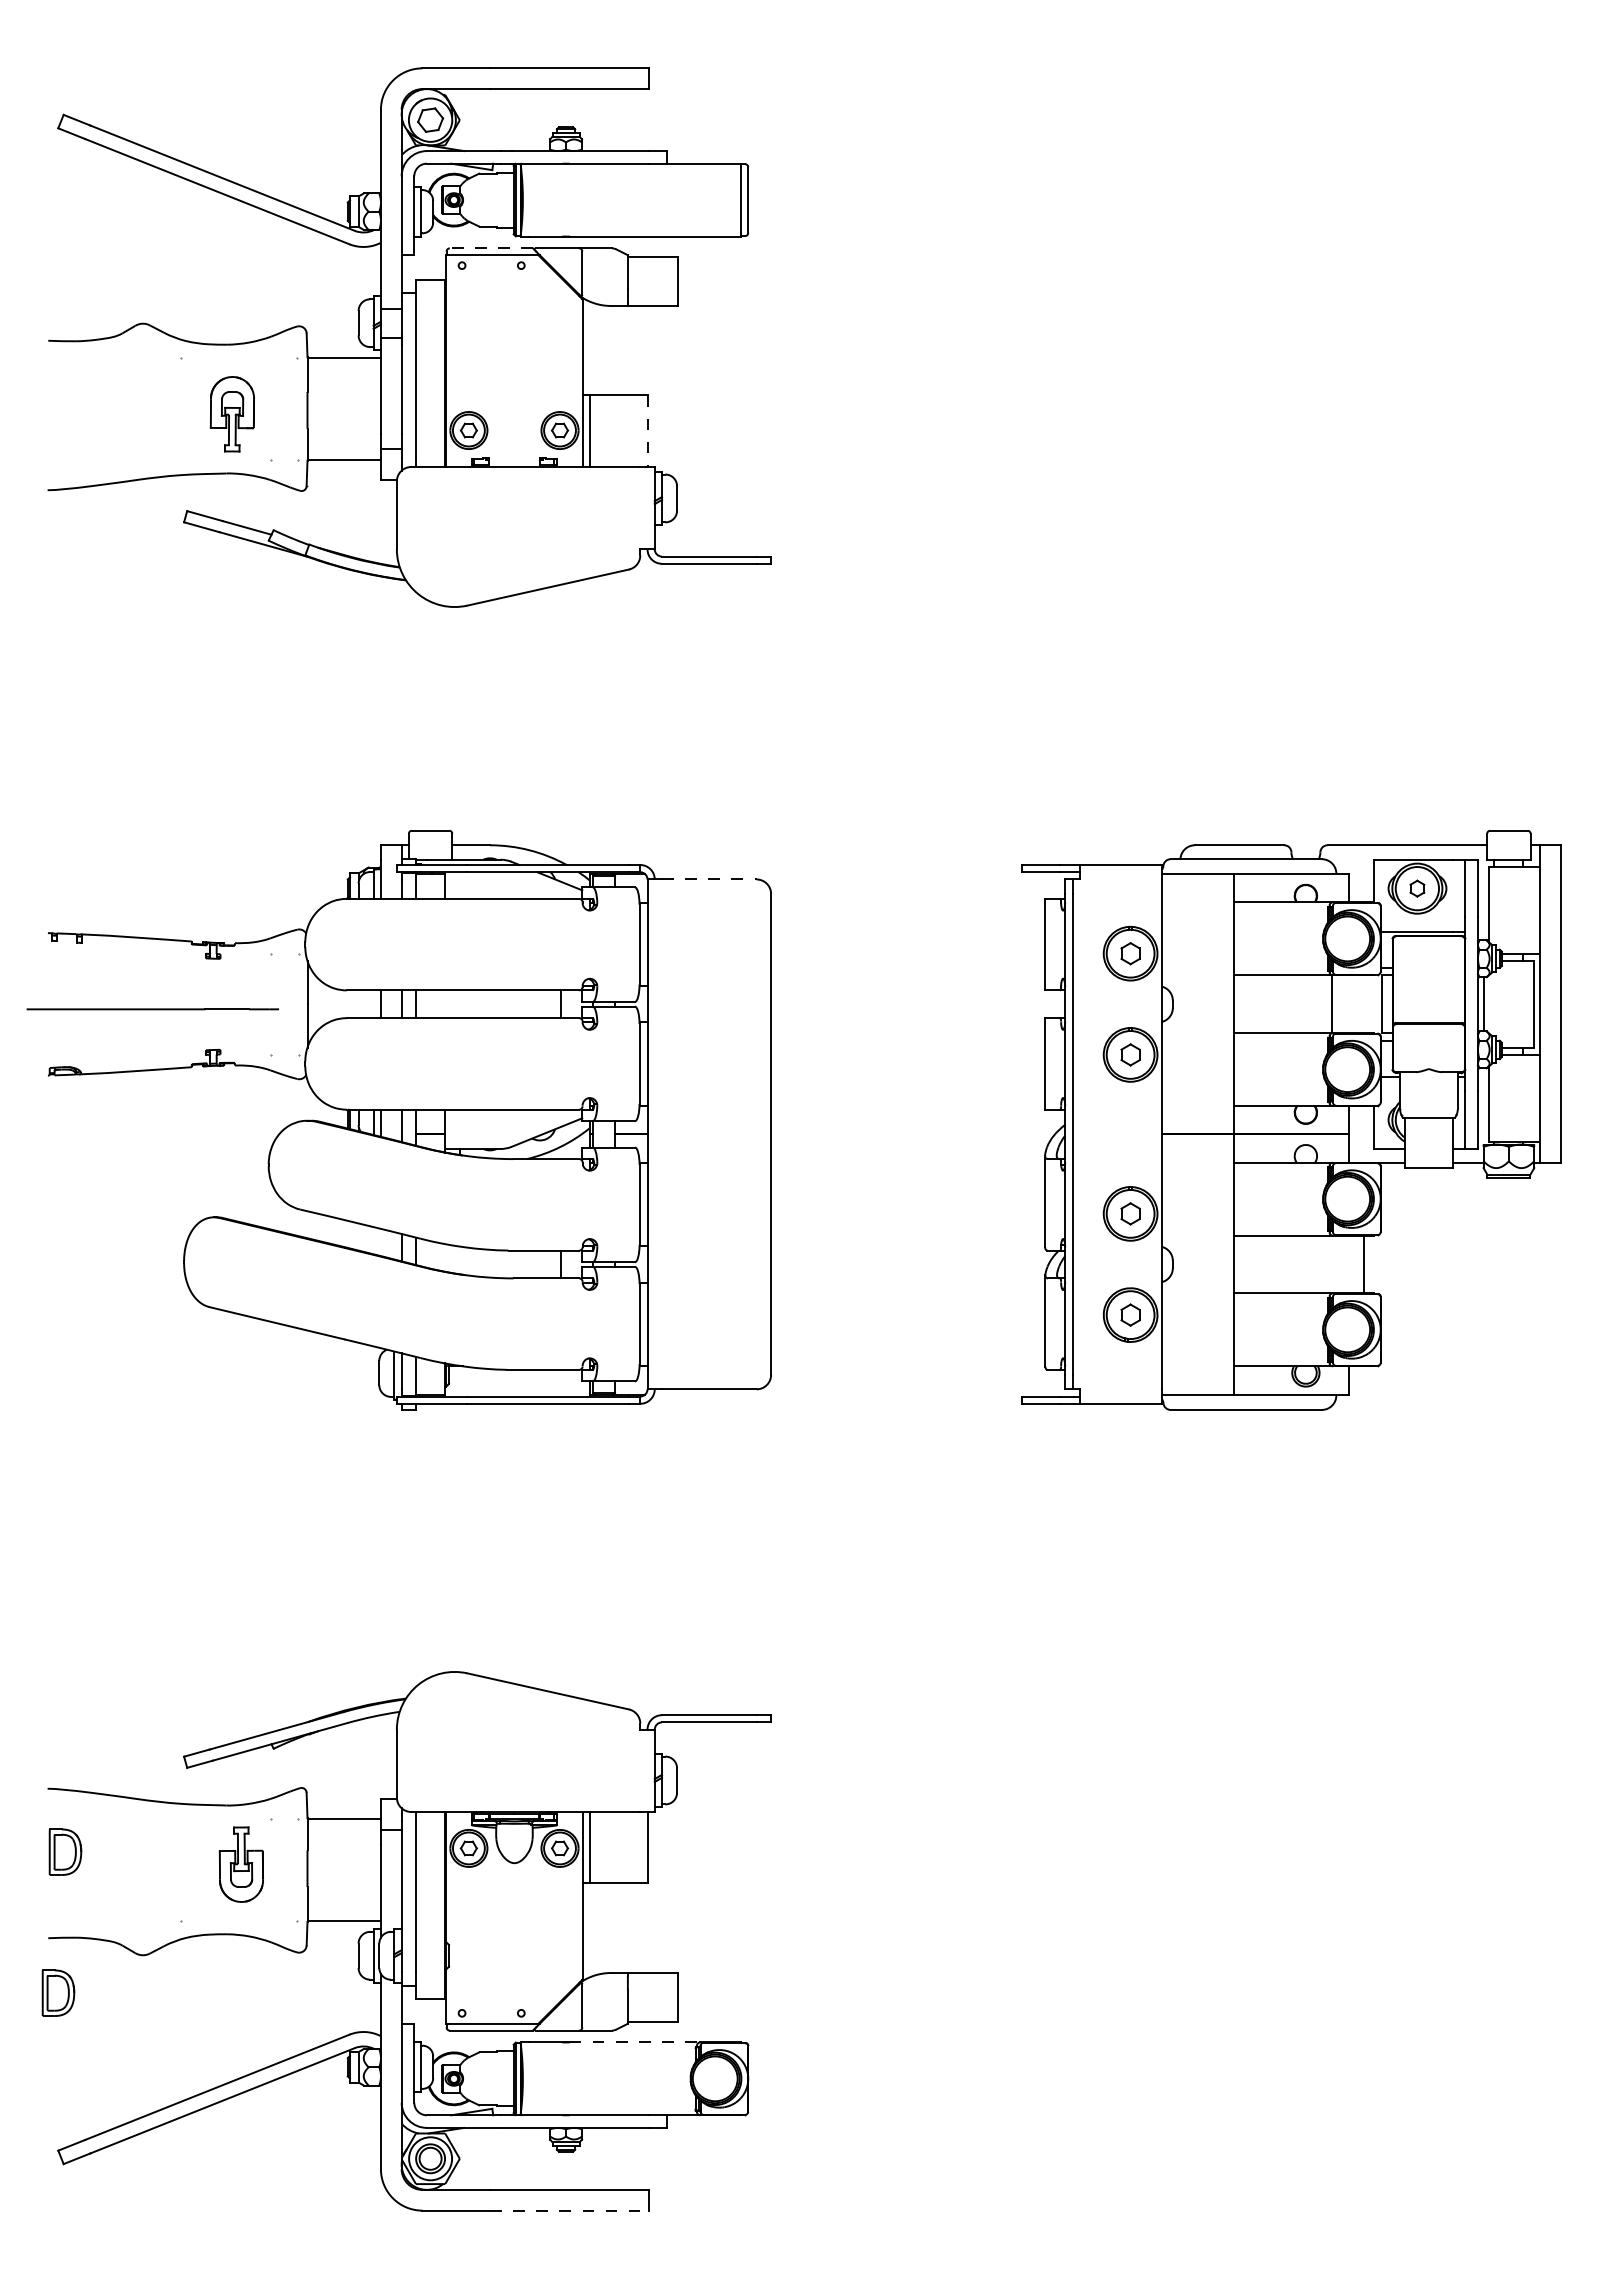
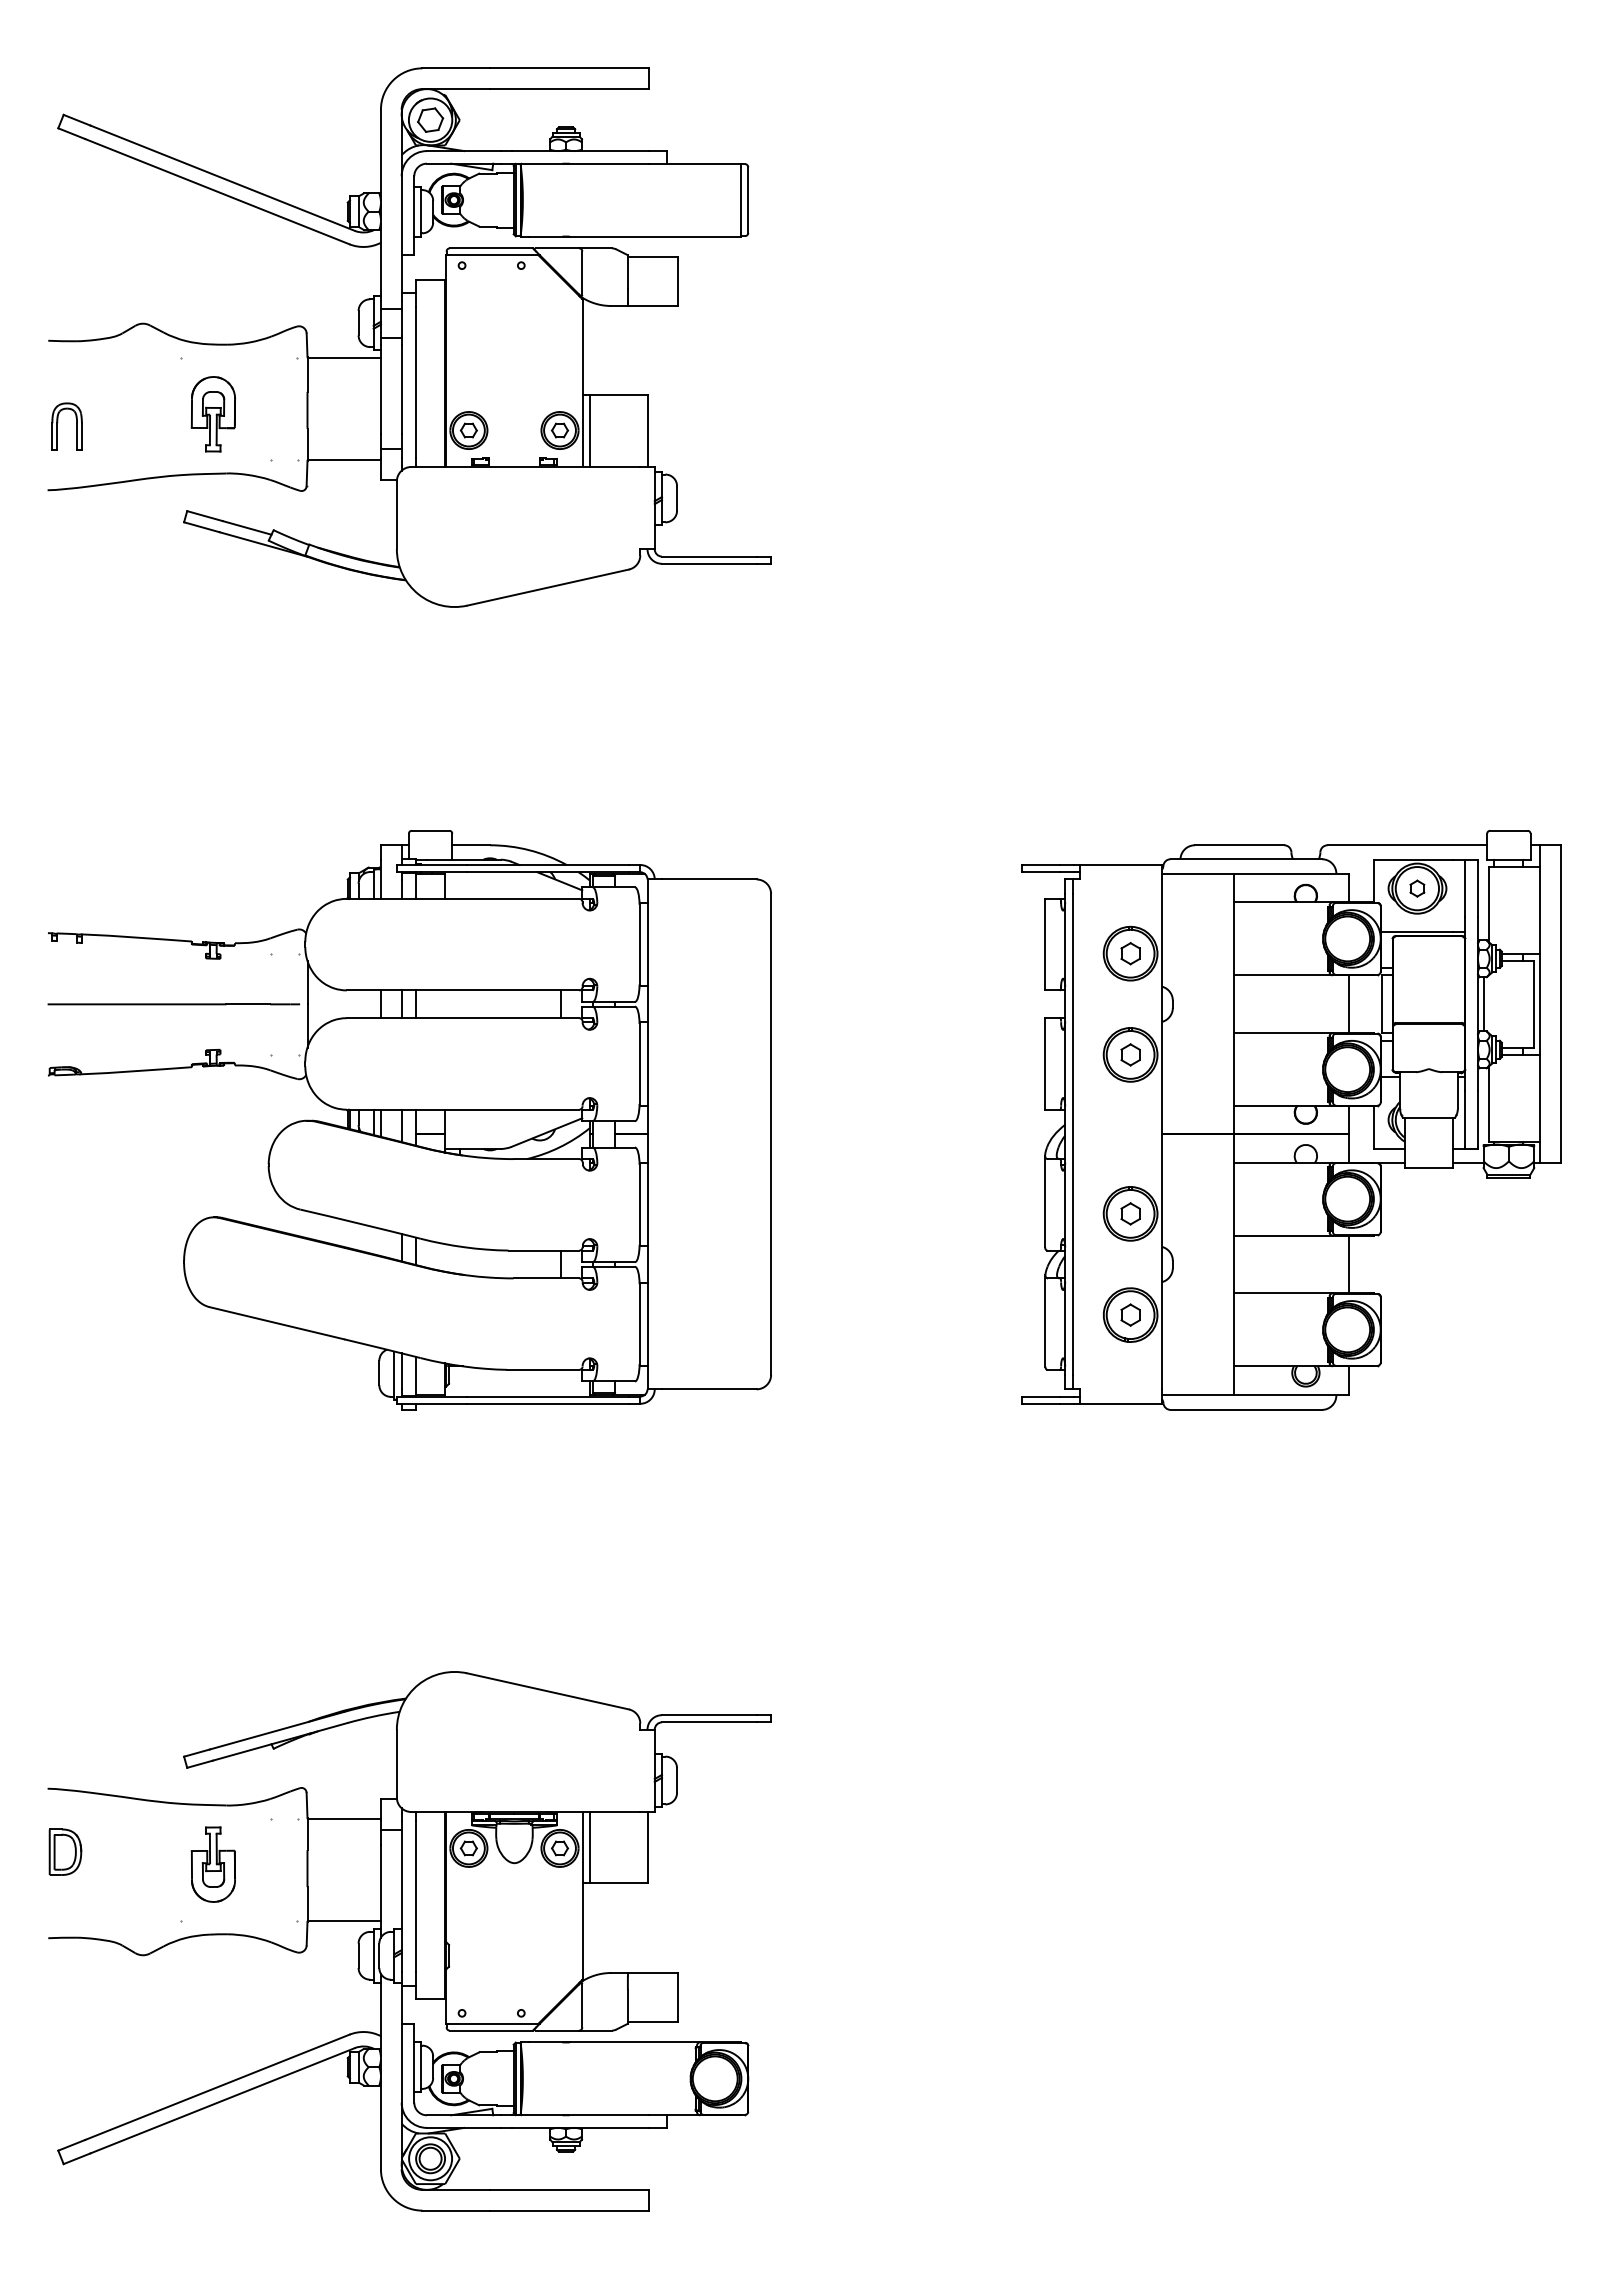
line: dashed -> solid (491, 248)
part position: (231, 414) -> (212, 414) (212, 414)
part: none -> present (58, 422)
line: dashed -> solid (647, 431)
line: dashed -> solid (709, 879)
line position: (1332, 1004) -> (1349, 1004) (1349, 1004)
line position: (152, 1009) -> (173, 1004) (173, 1004)
line position: (1364, 1264) -> (1349, 1264) (1349, 1264)
part position: (240, 1864) -> (212, 1864) (212, 1864)
part: present -> none (58, 1992)
line: dashed -> solid (635, 2042)
line: dashed -> solid (569, 2210)
